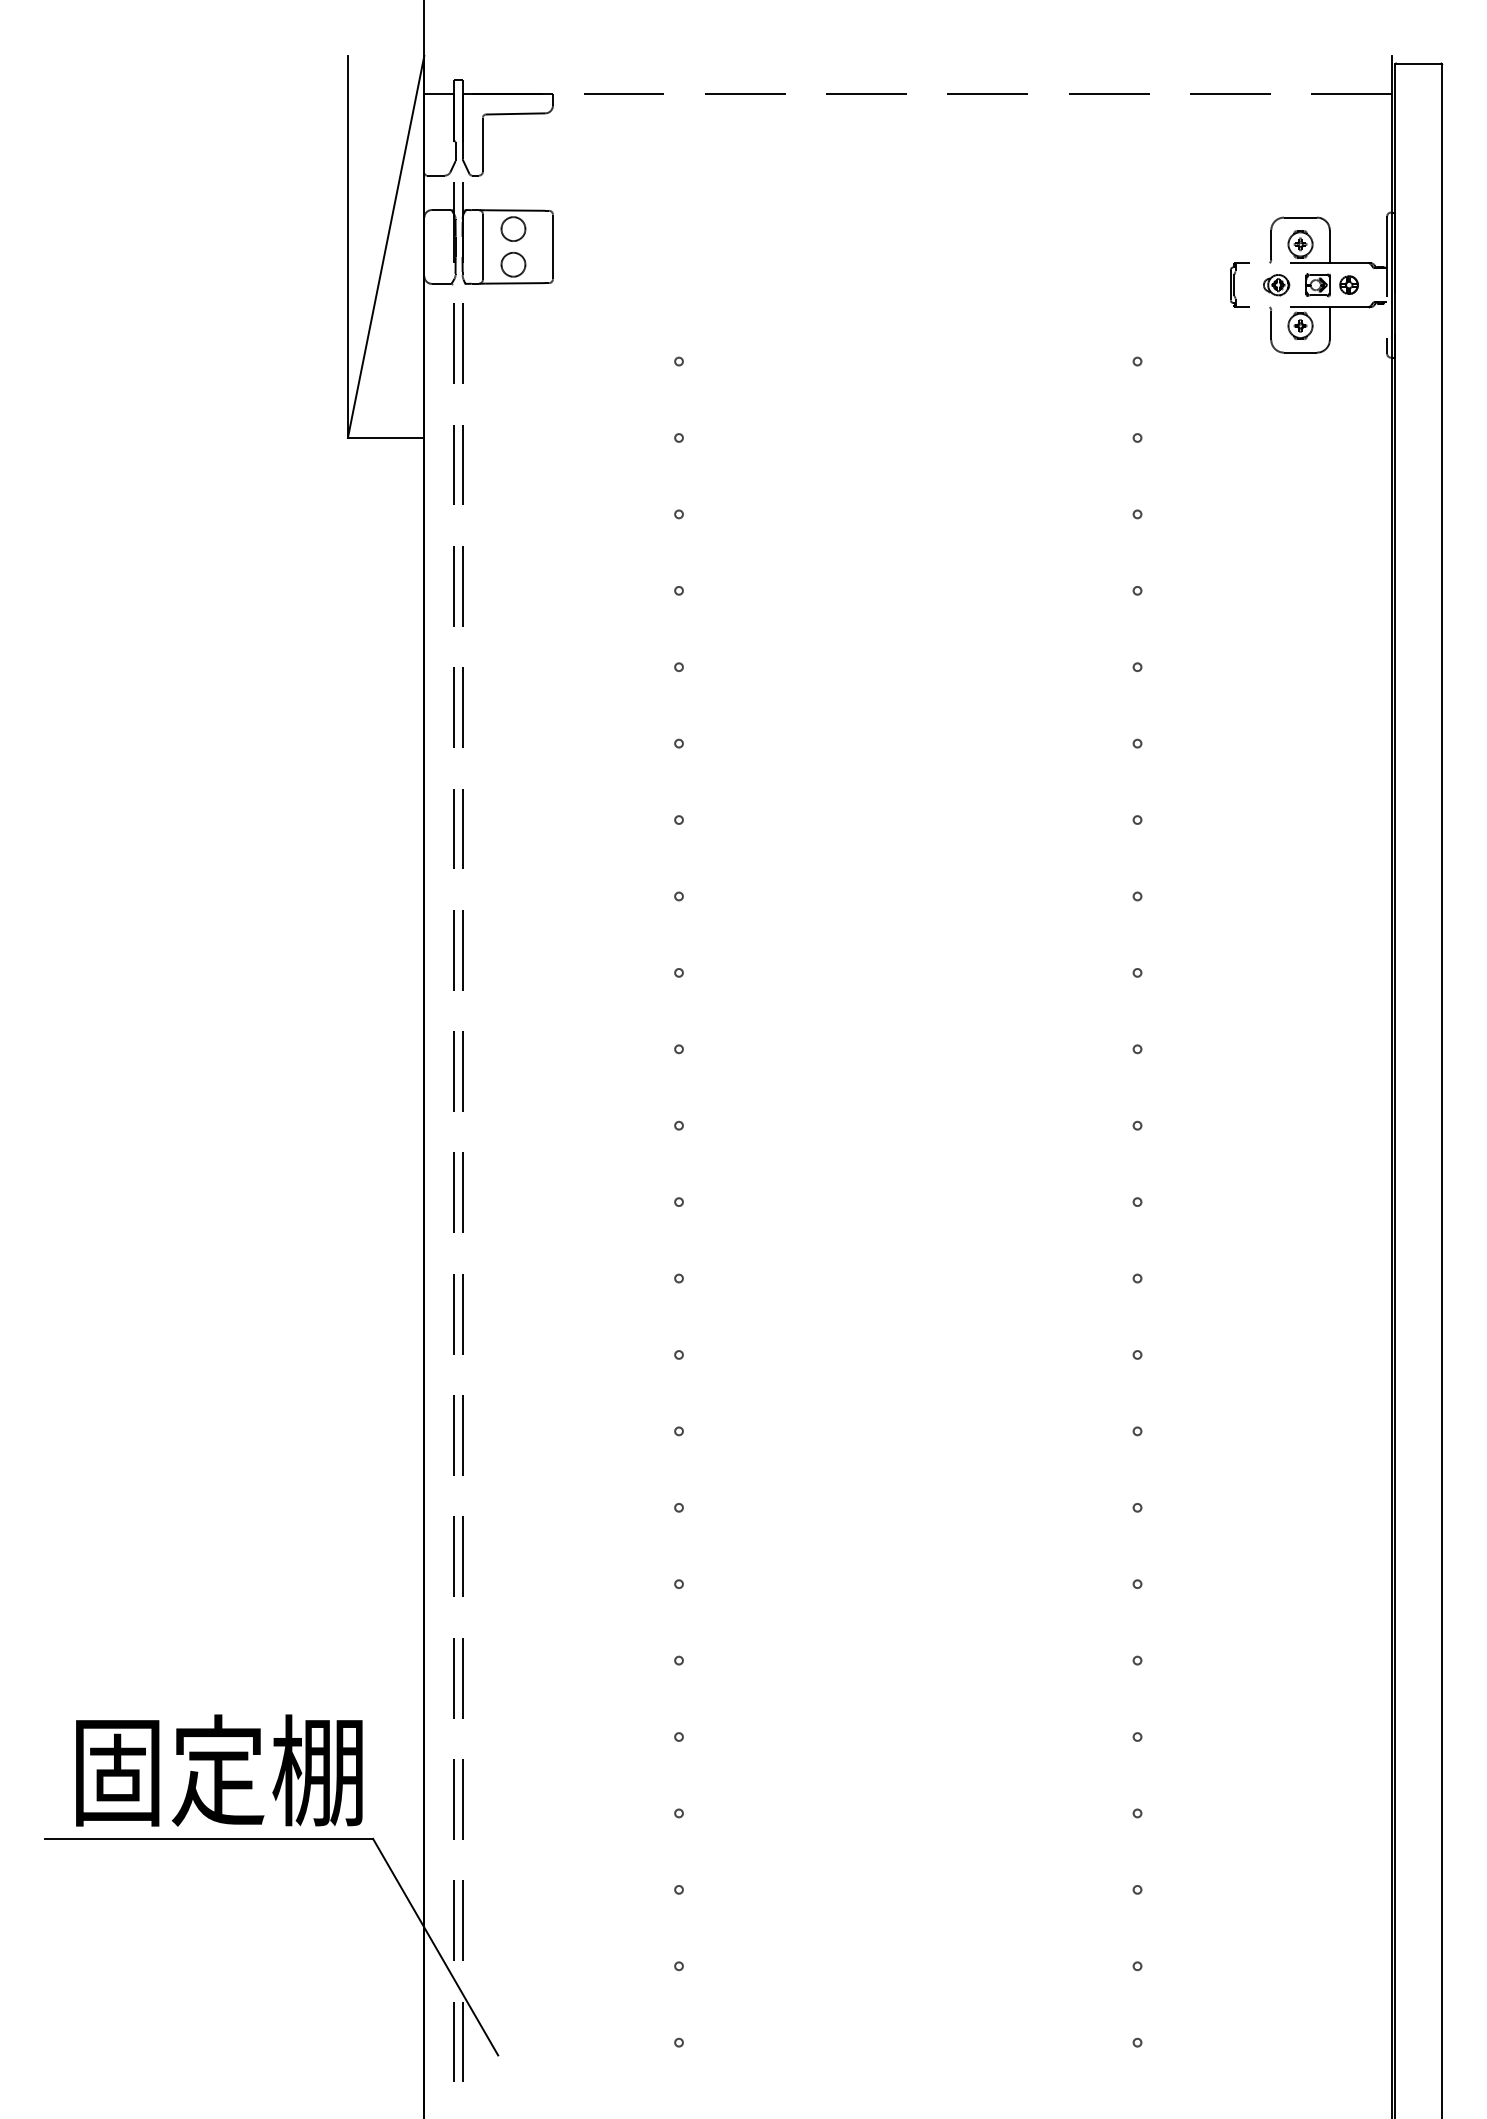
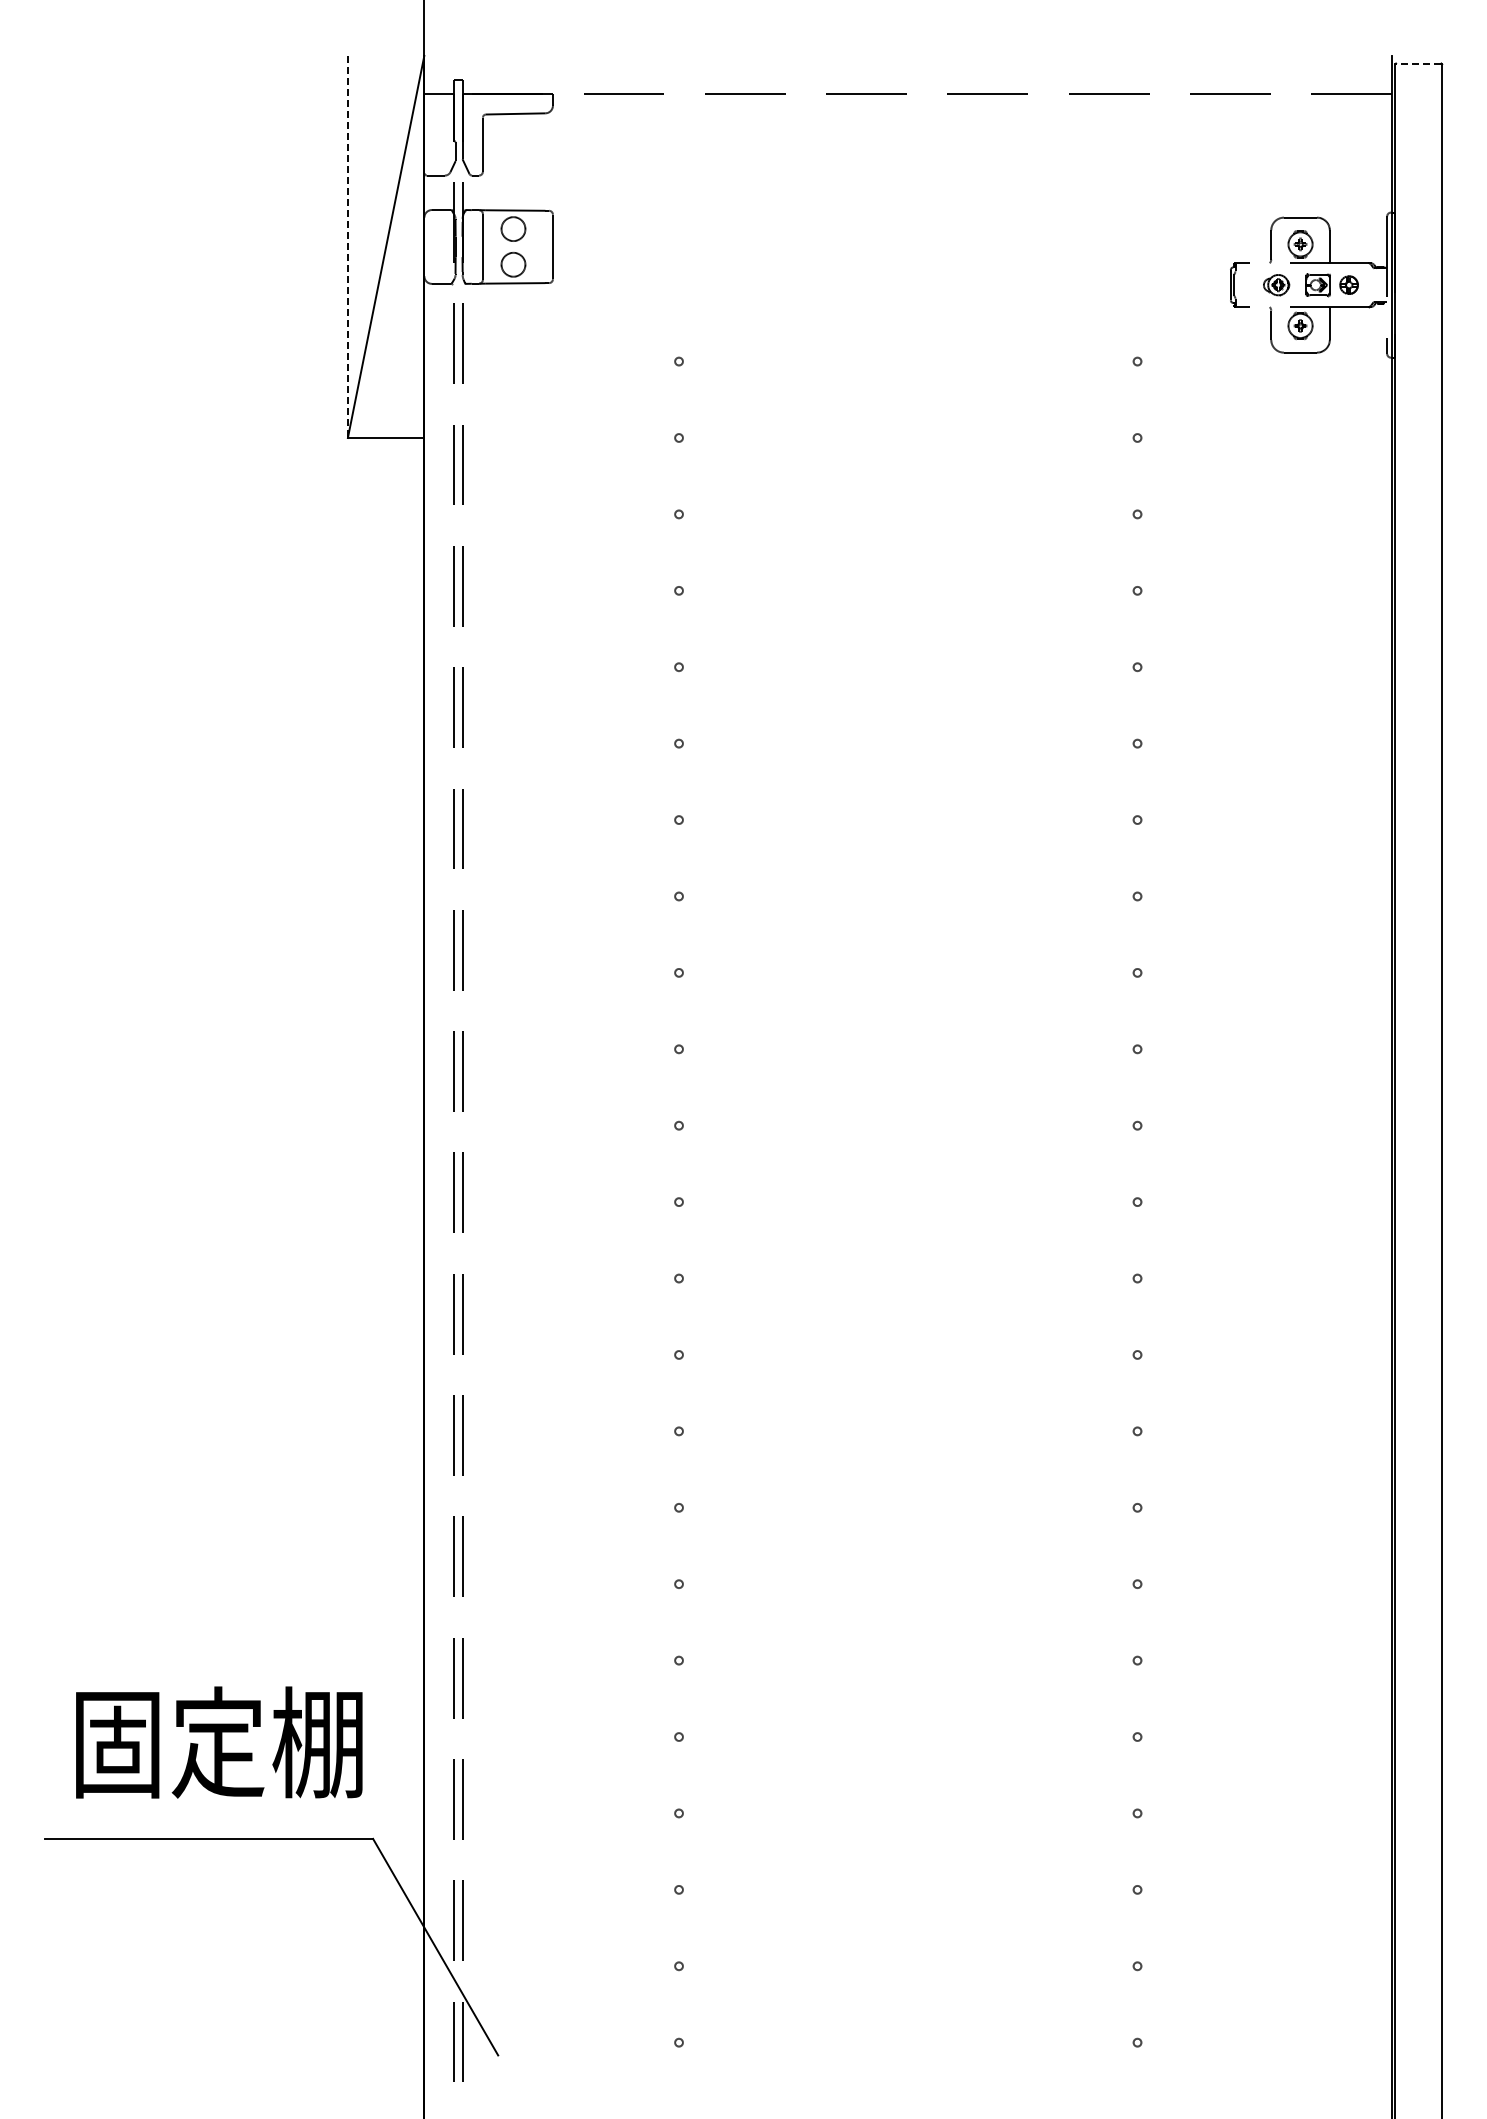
line: solid -> dashed (1418, 63)
line: solid -> dashed (347, 247)
text position: (219, 1770) -> (219, 1742) (219, 1742)
